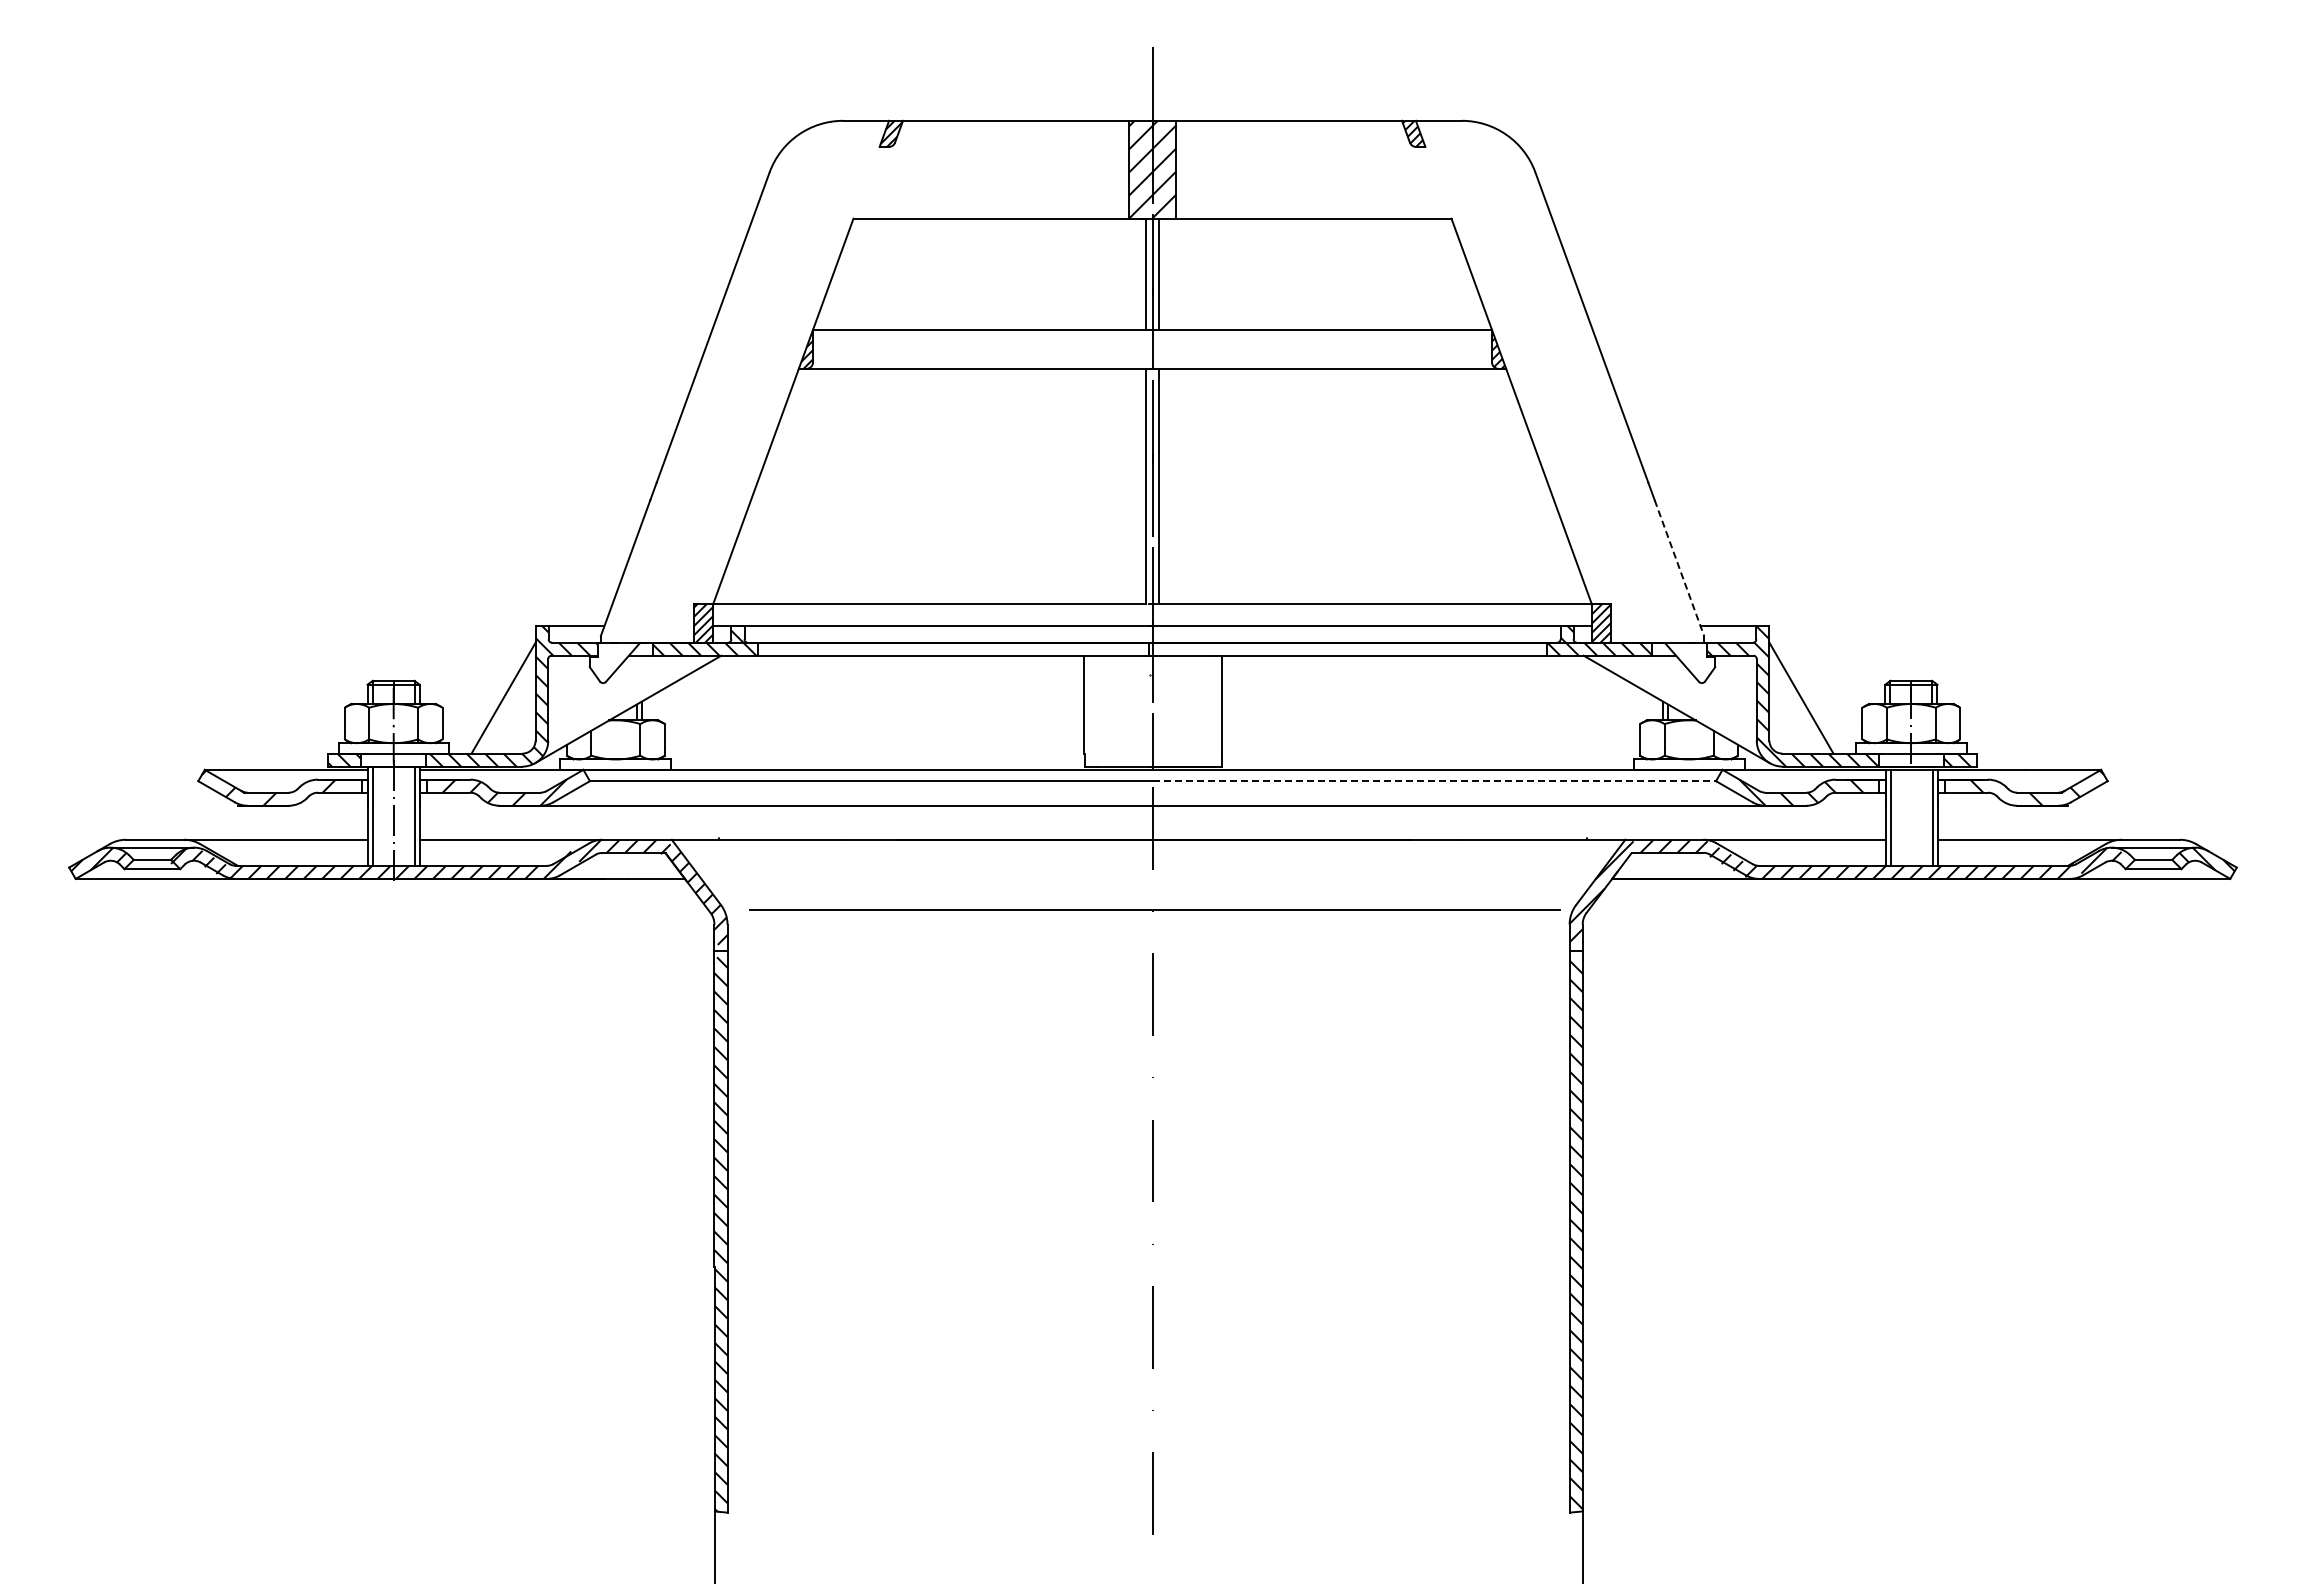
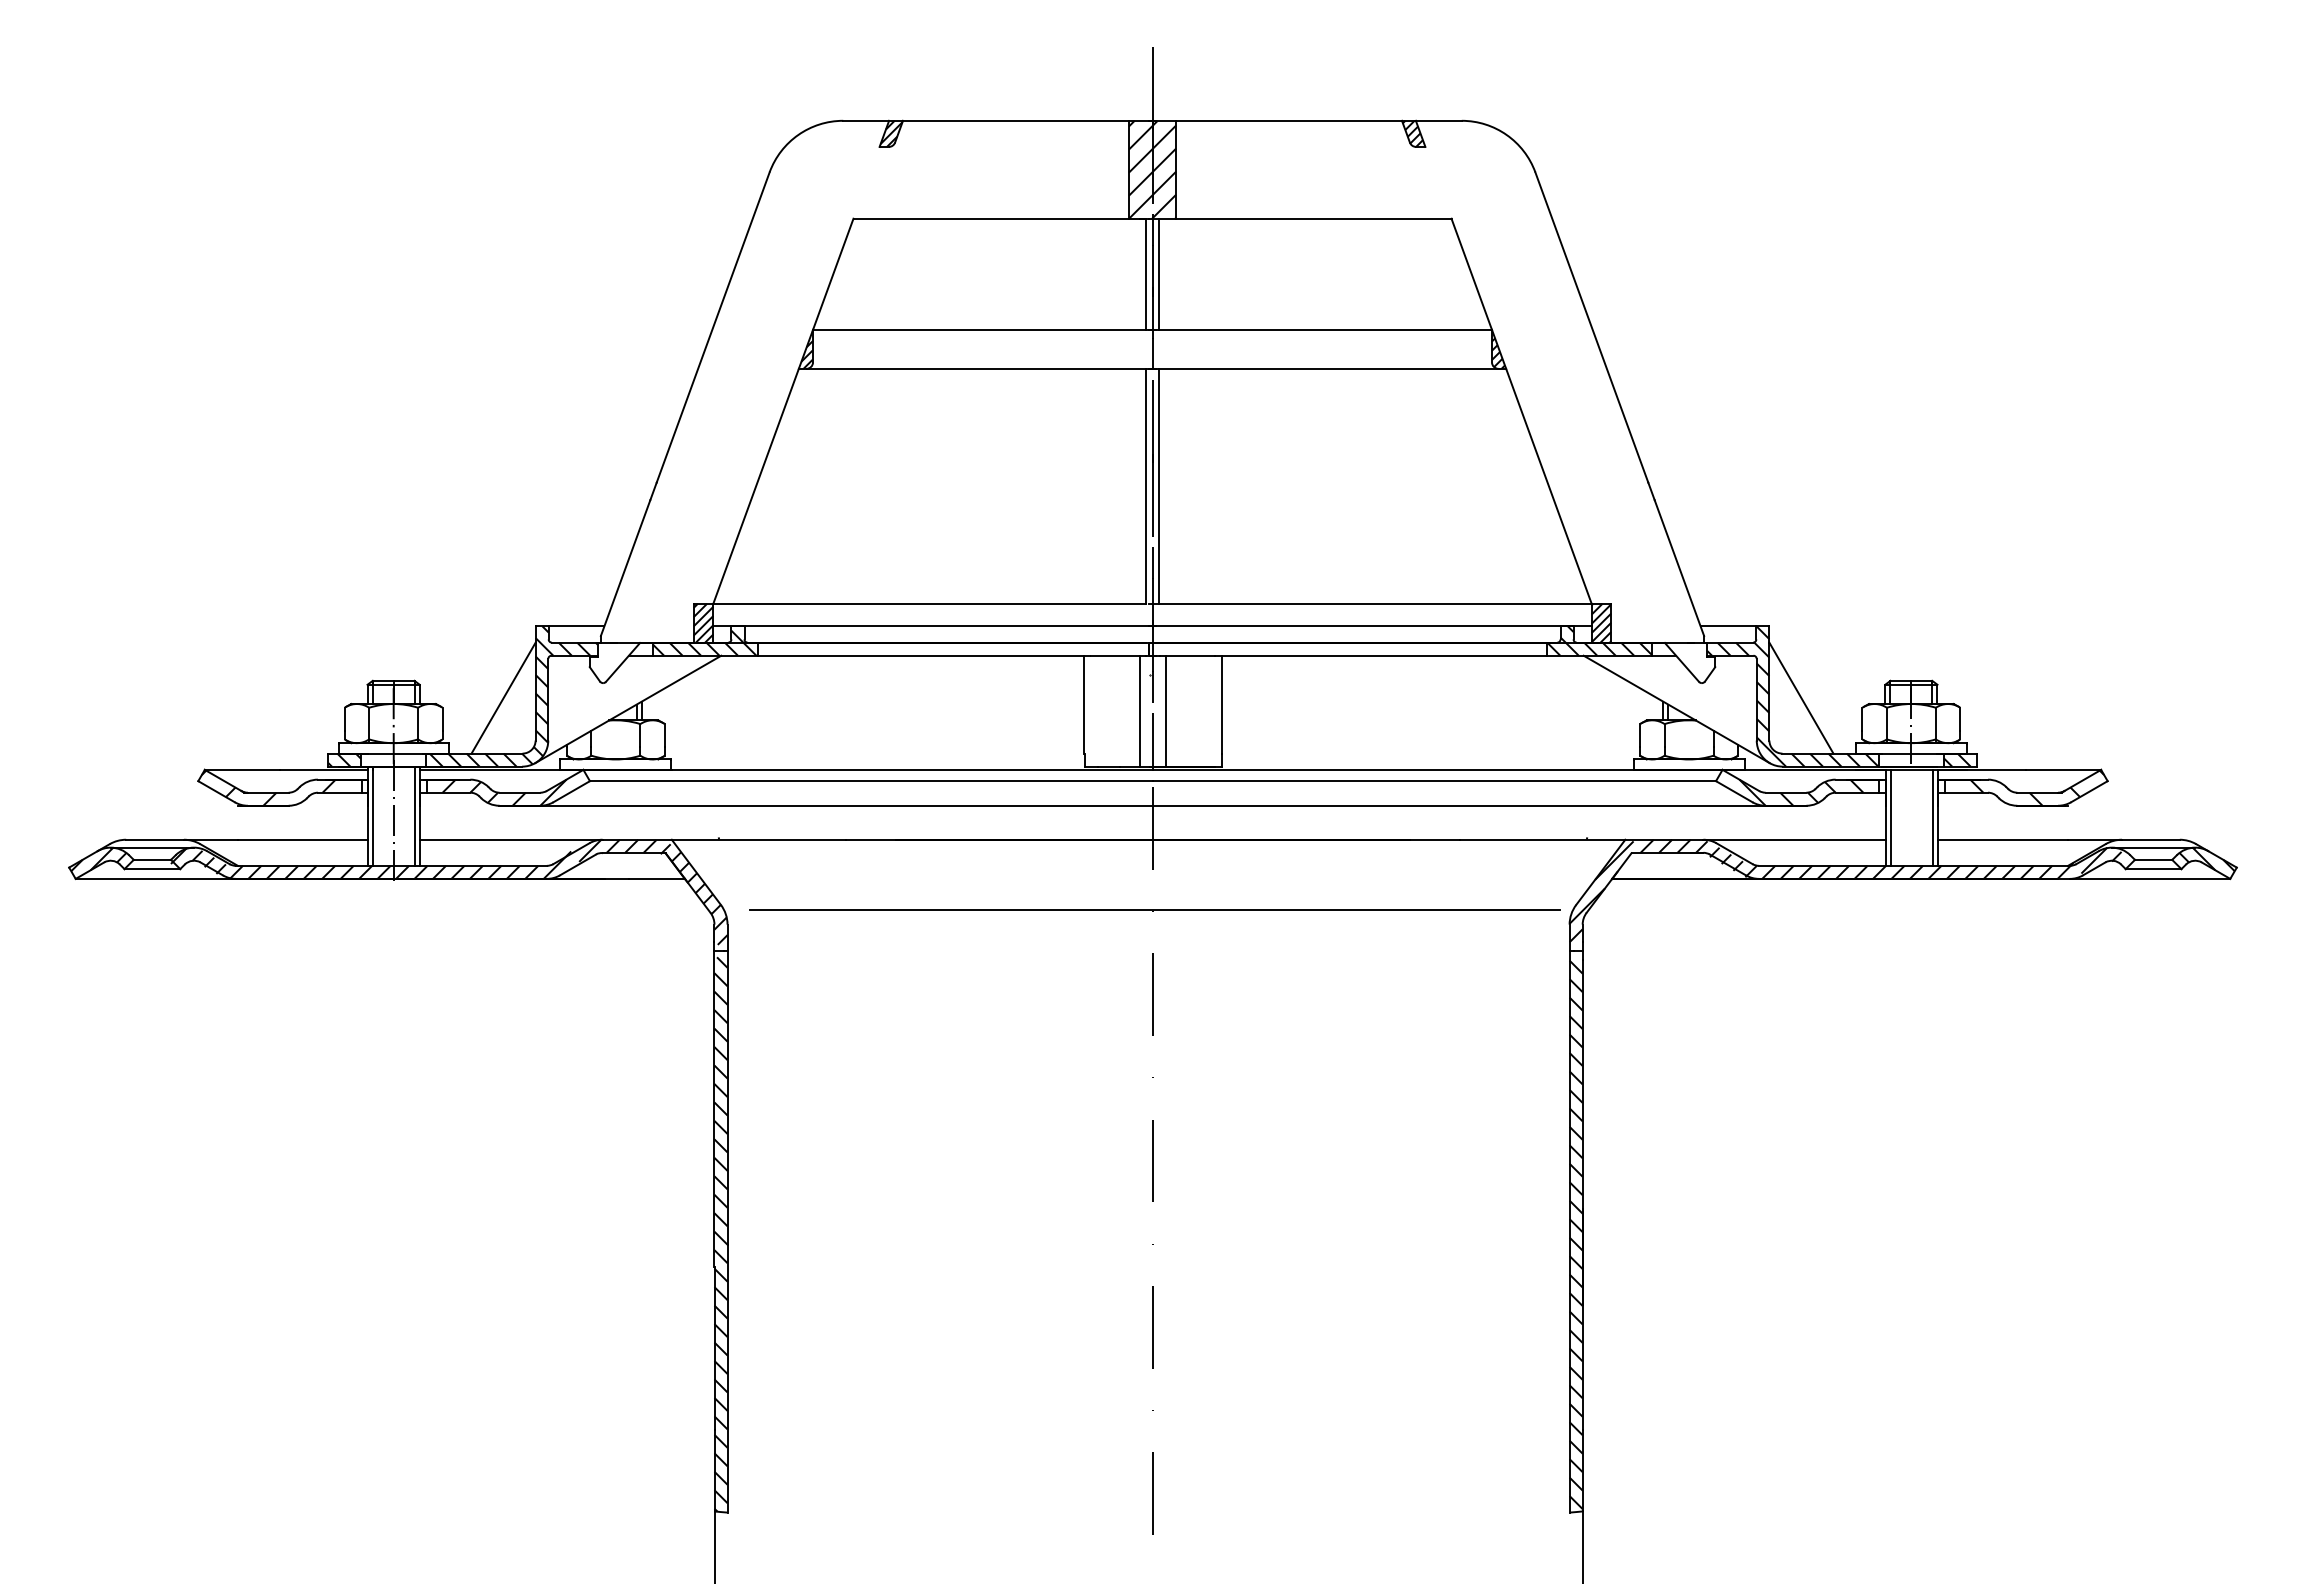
line: dashed -> solid (1679, 568)
line: none -> present (1139, 710)
line: none -> present (1166, 710)
line: dashed -> solid (1435, 781)
